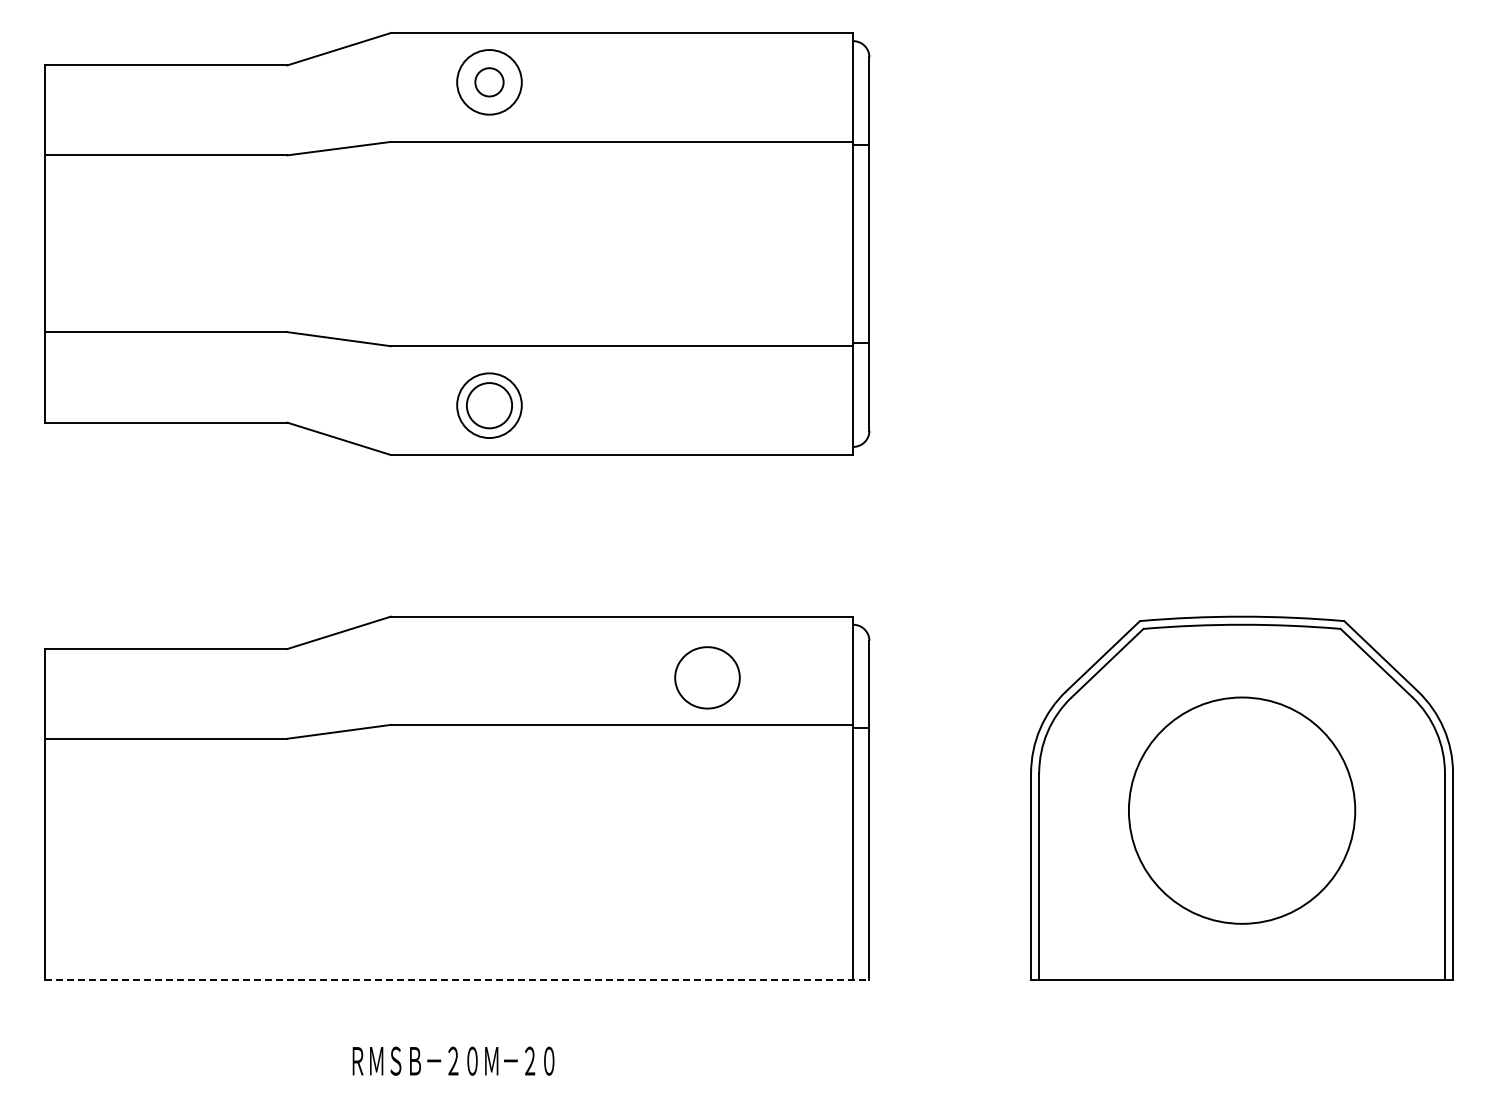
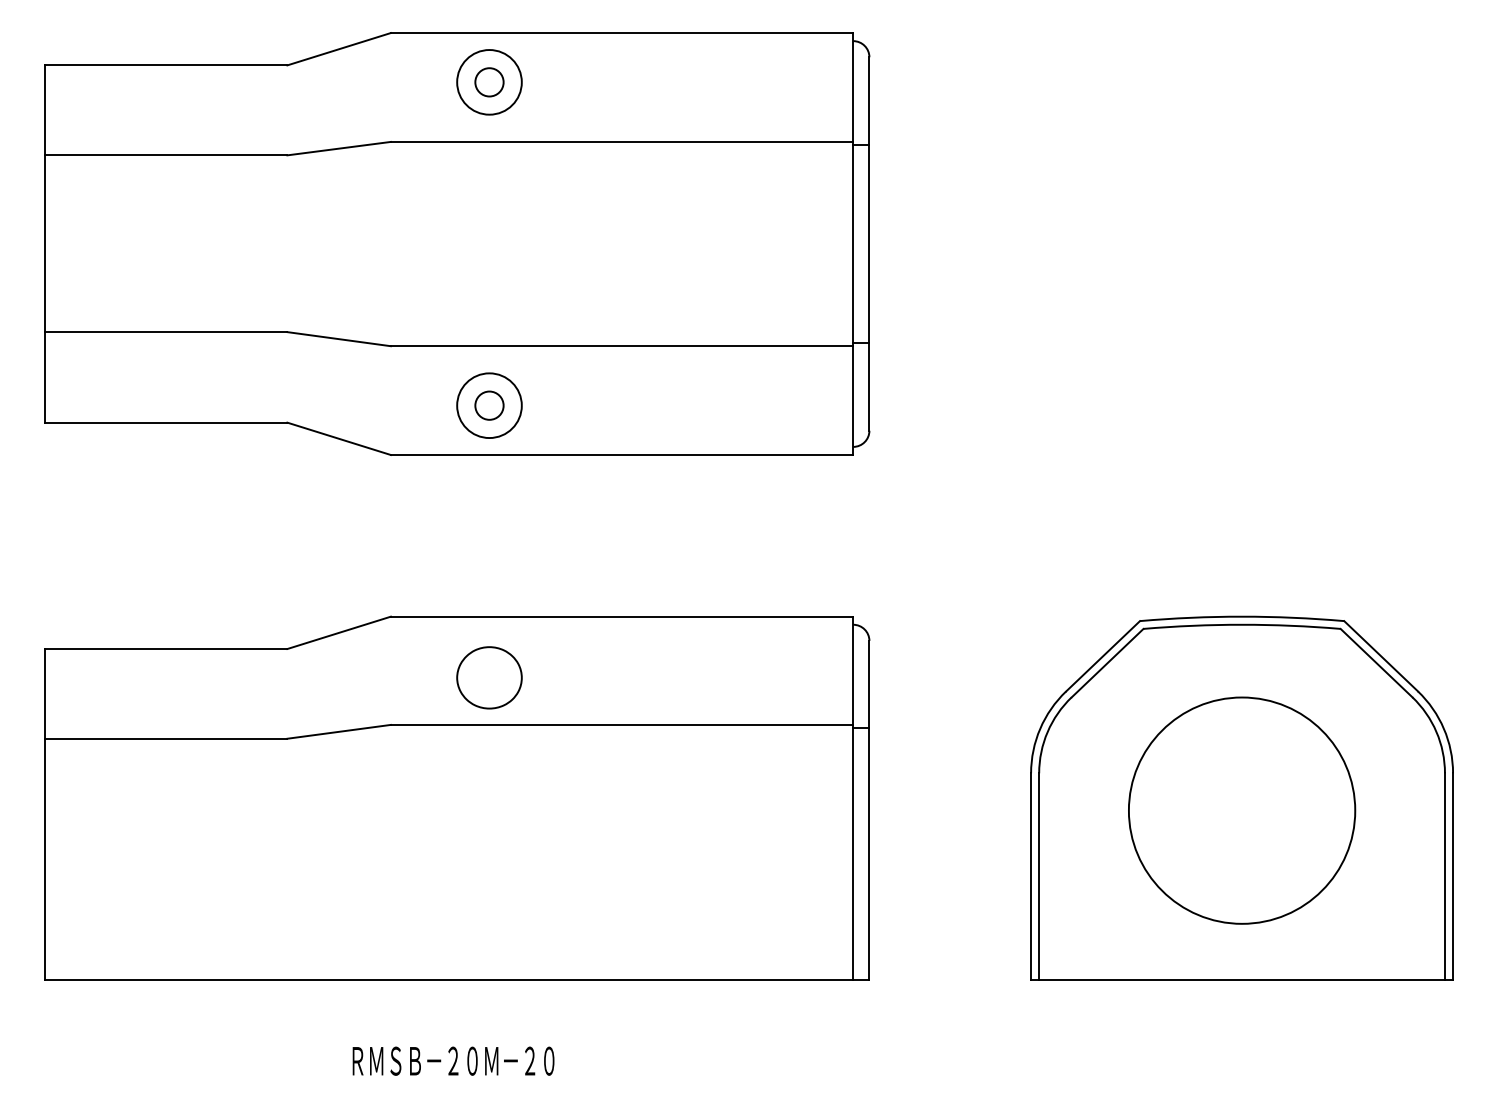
circle diameter: 45 px -> 28 px (489, 405)
part position: (707, 677) -> (489, 677) (489, 677)
line: dashed -> solid (457, 980)
